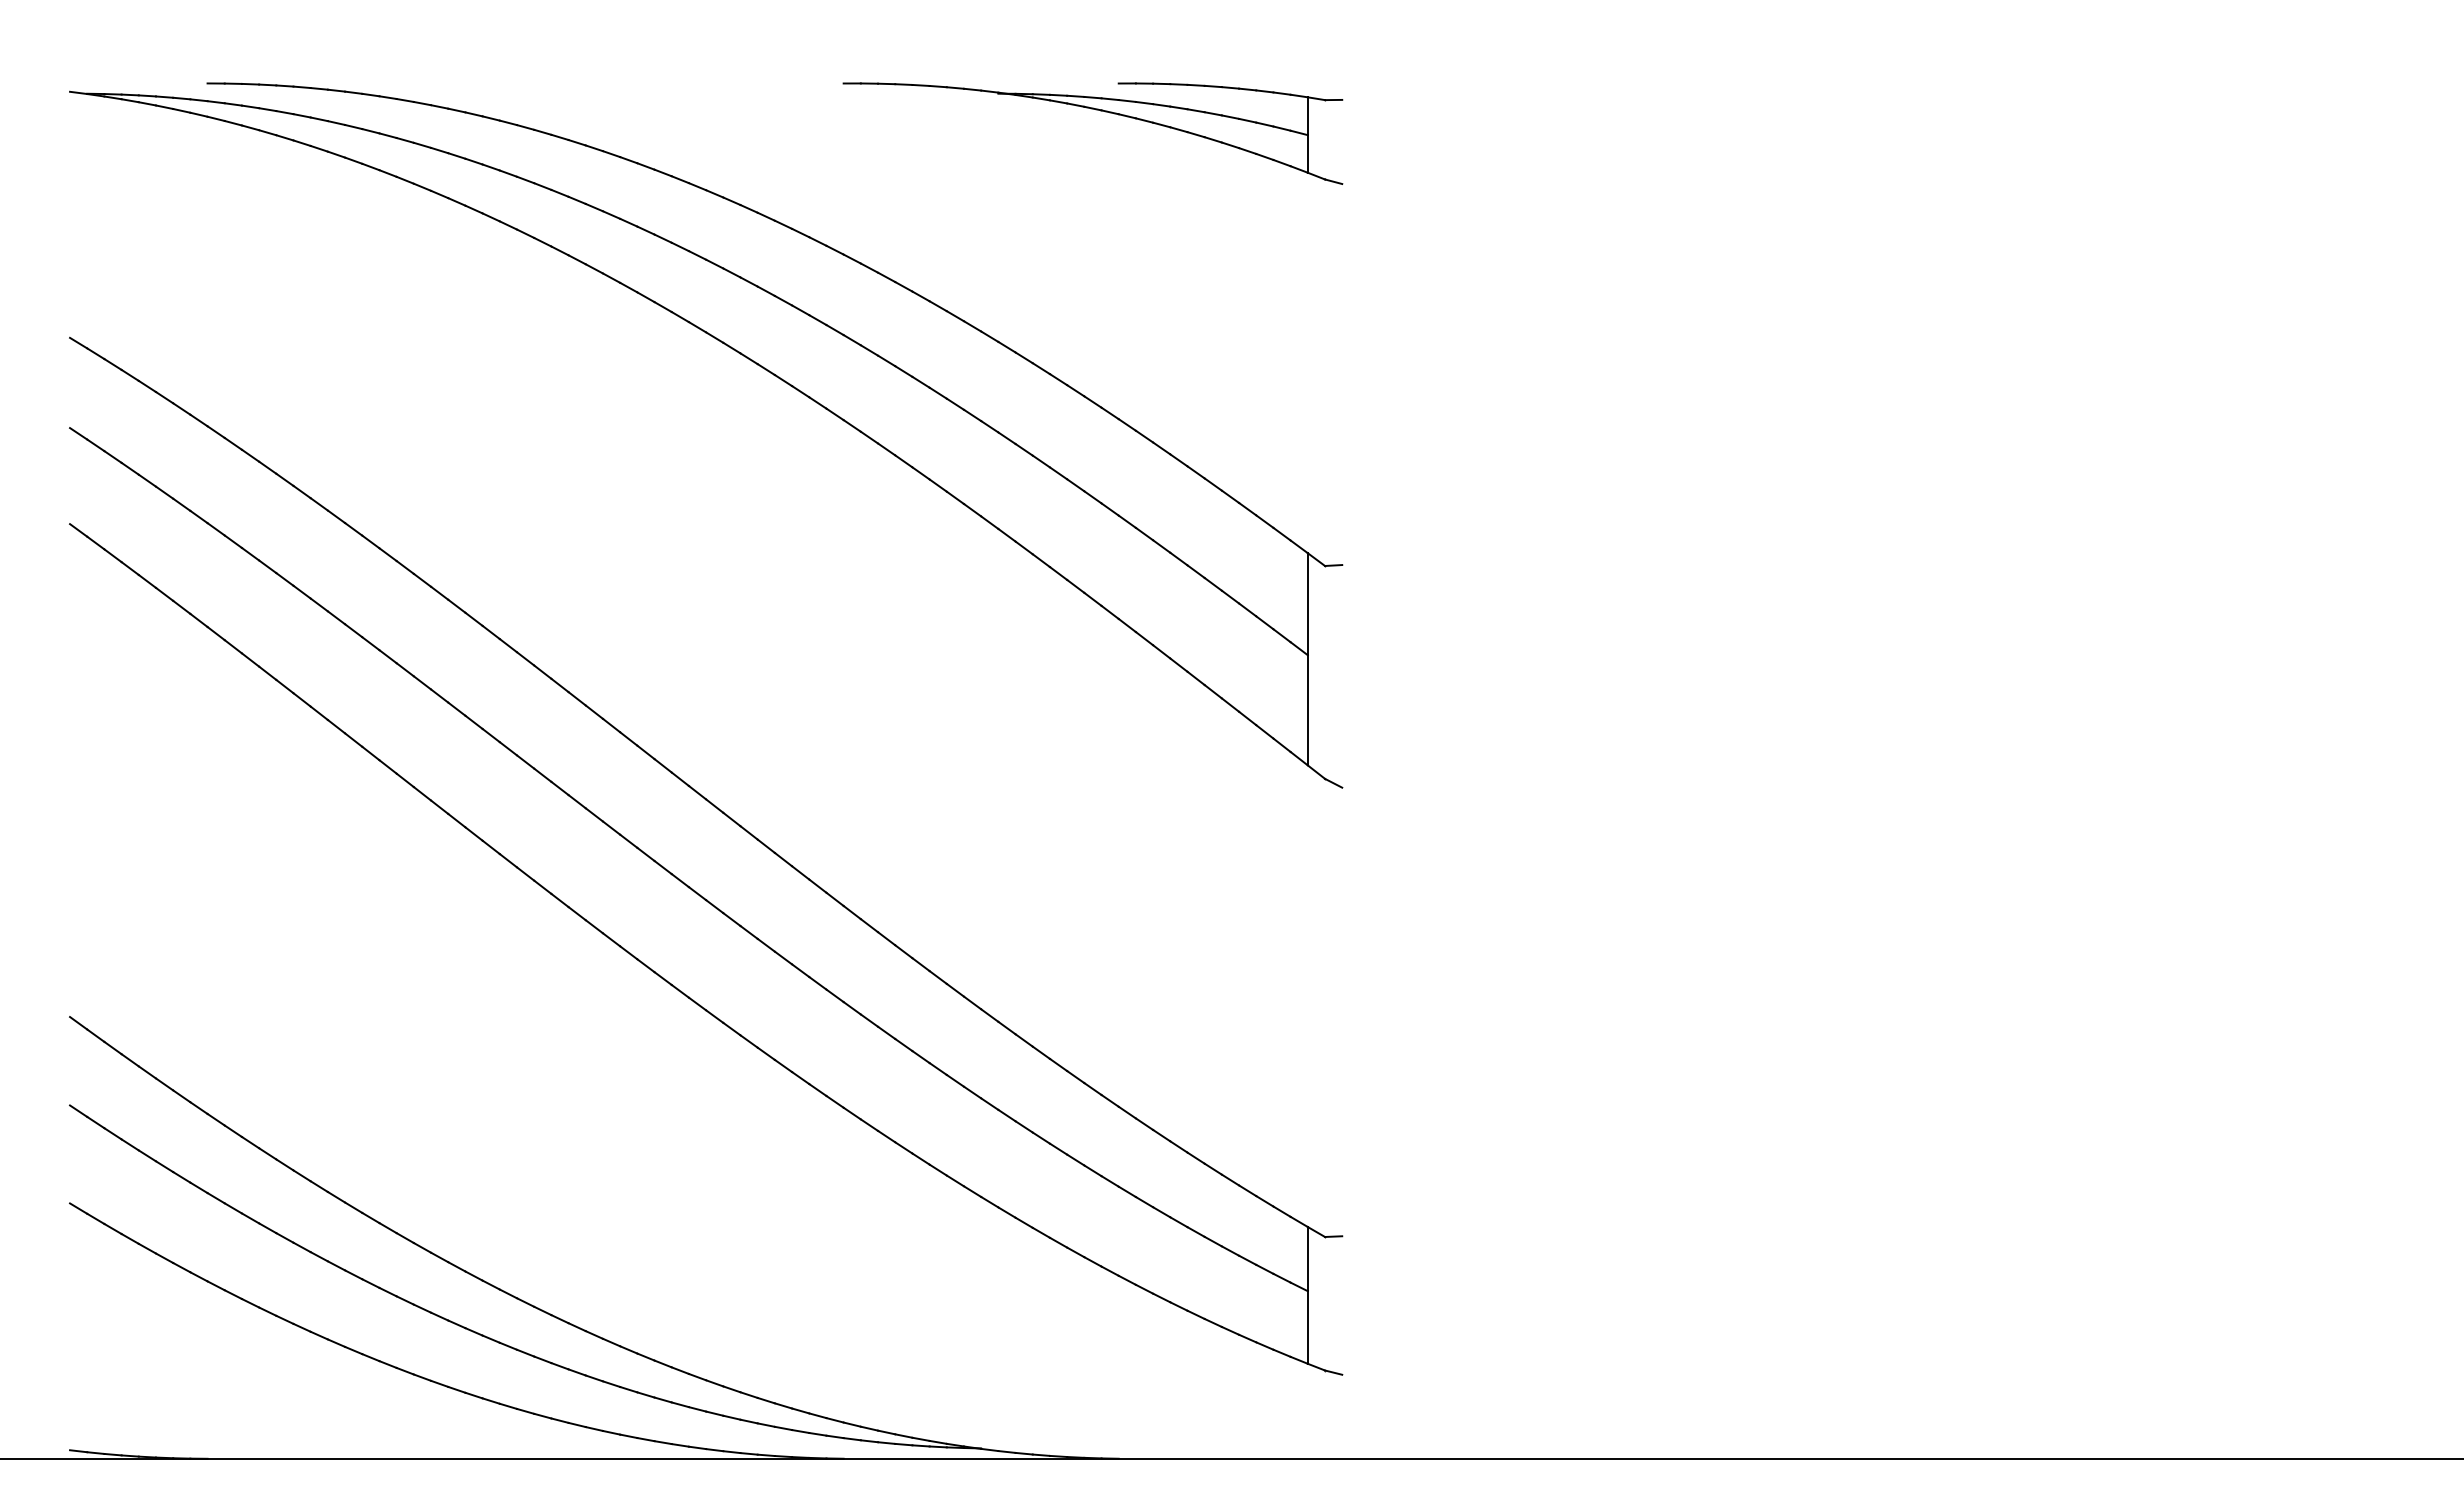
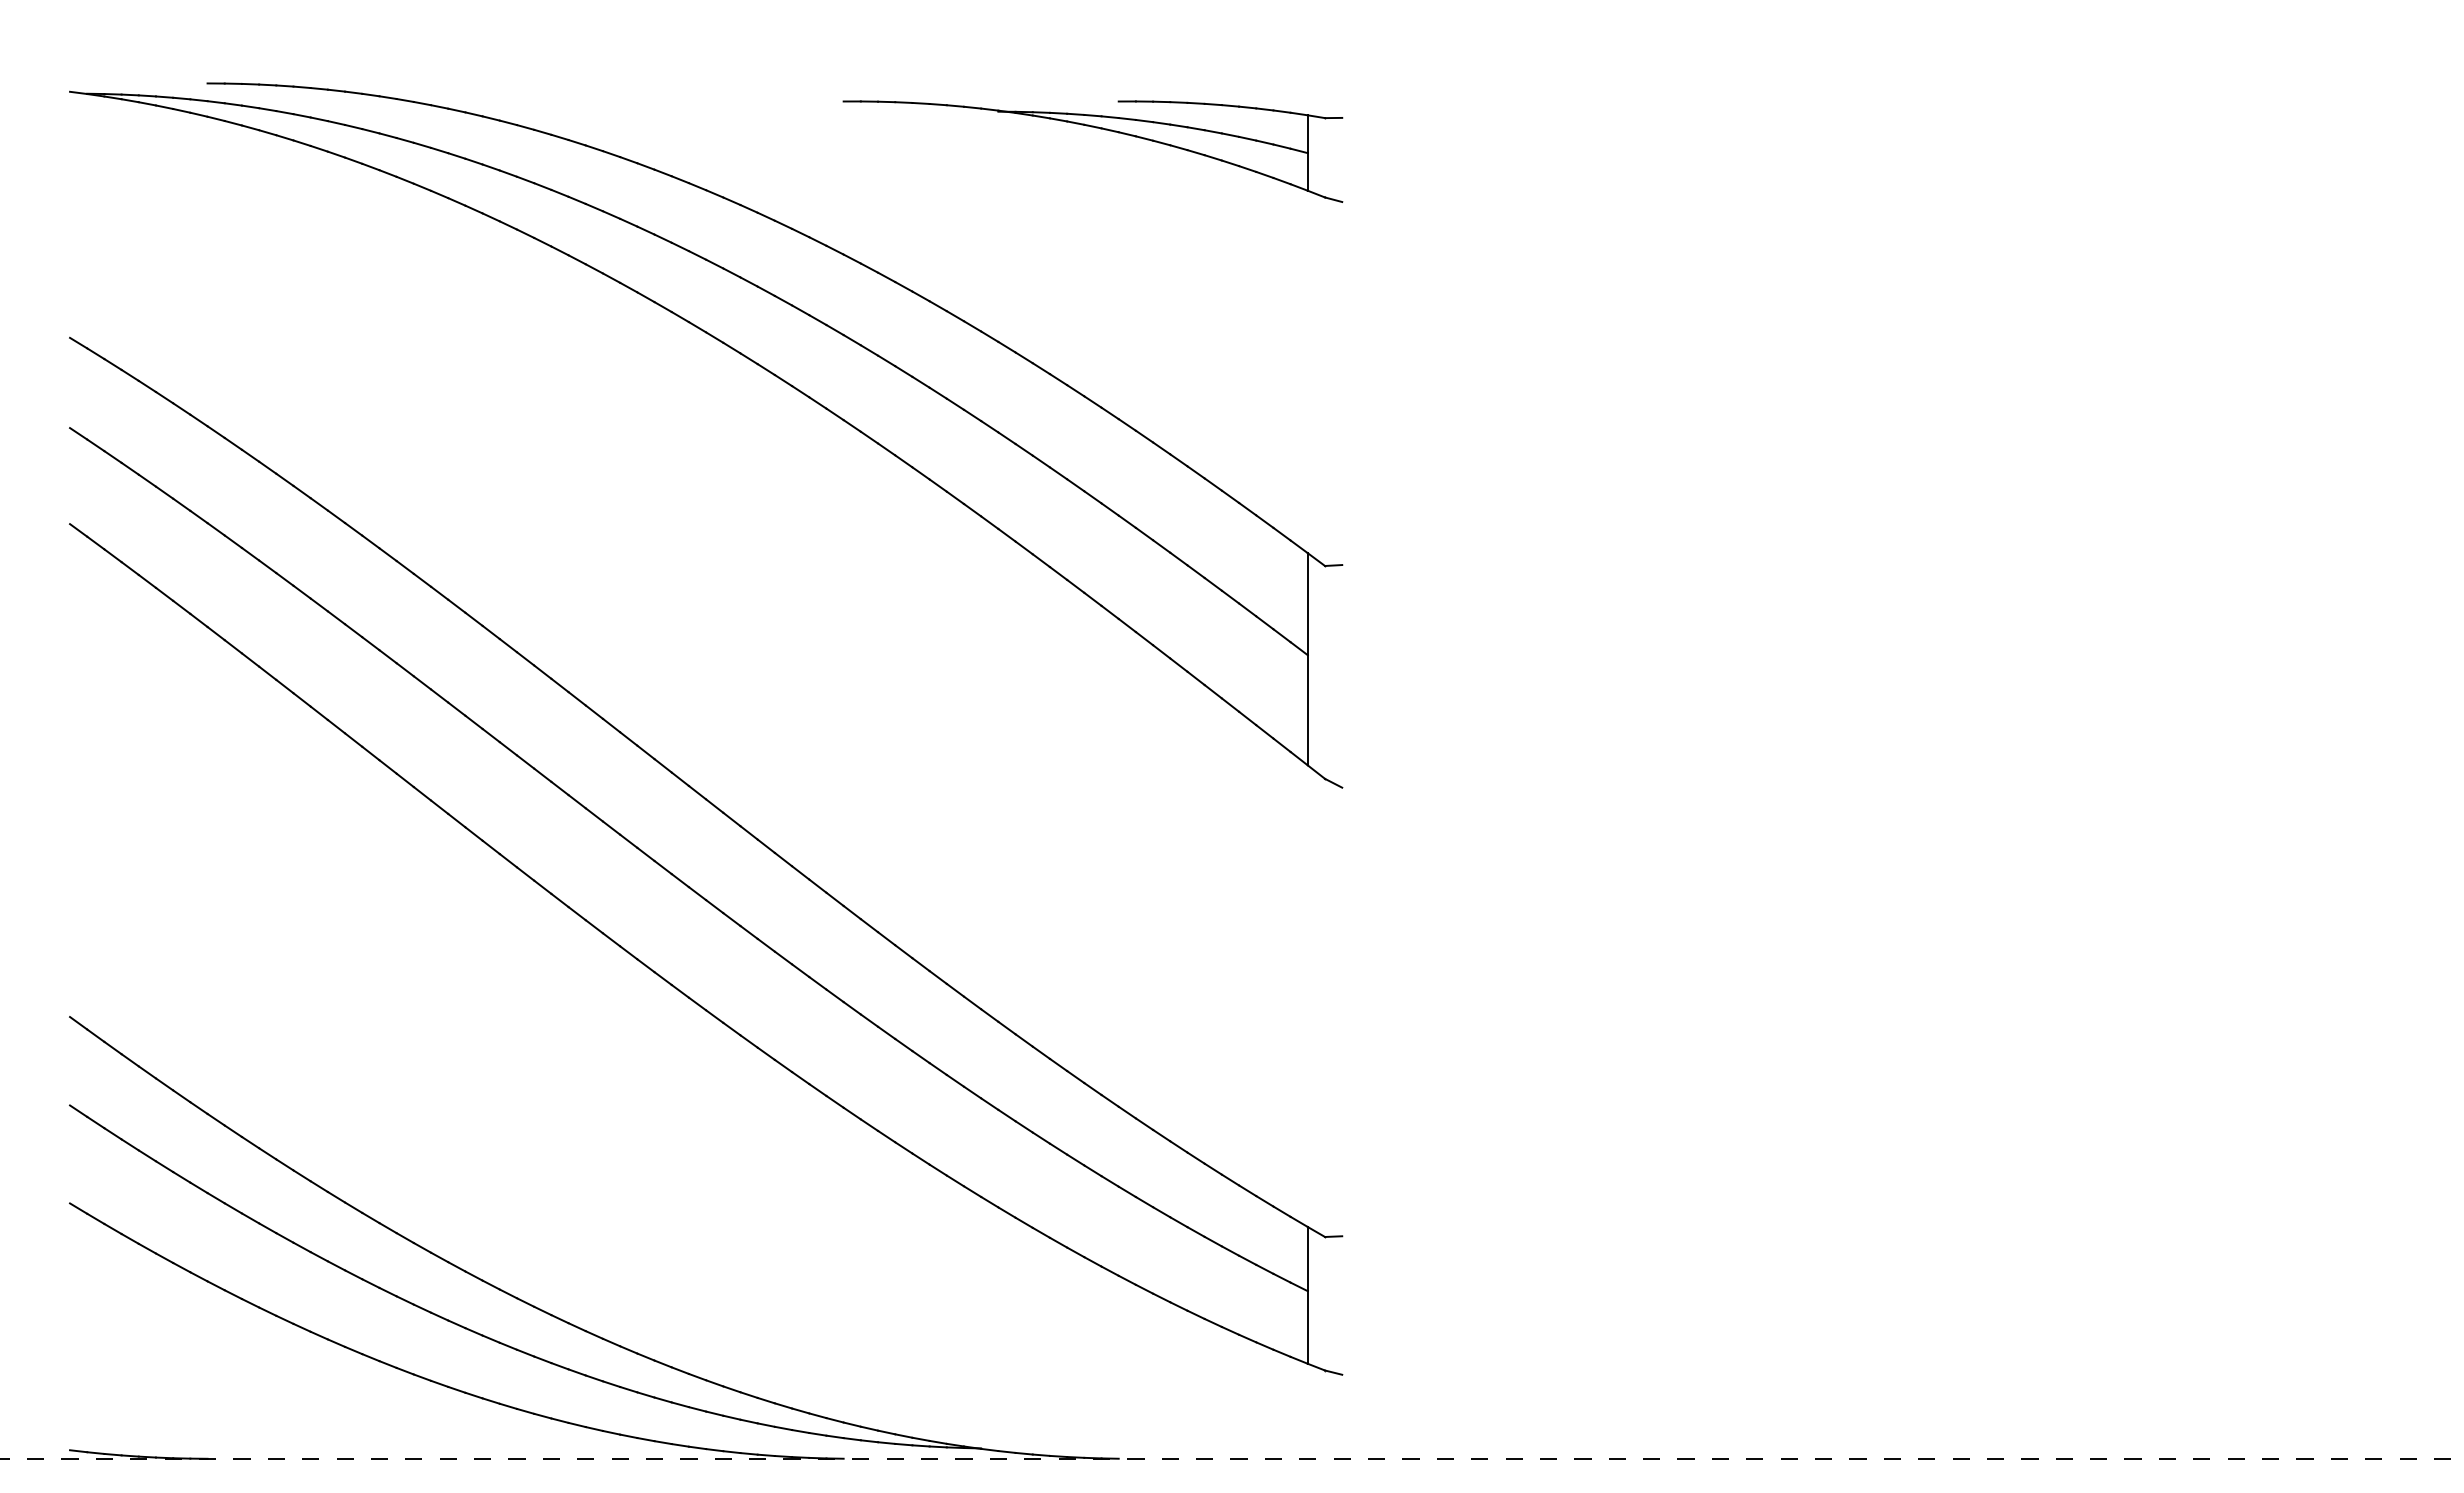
part position: (1096, 110) -> (1096, 128) (1096, 128)
line: solid -> dashed (1232, 1458)
